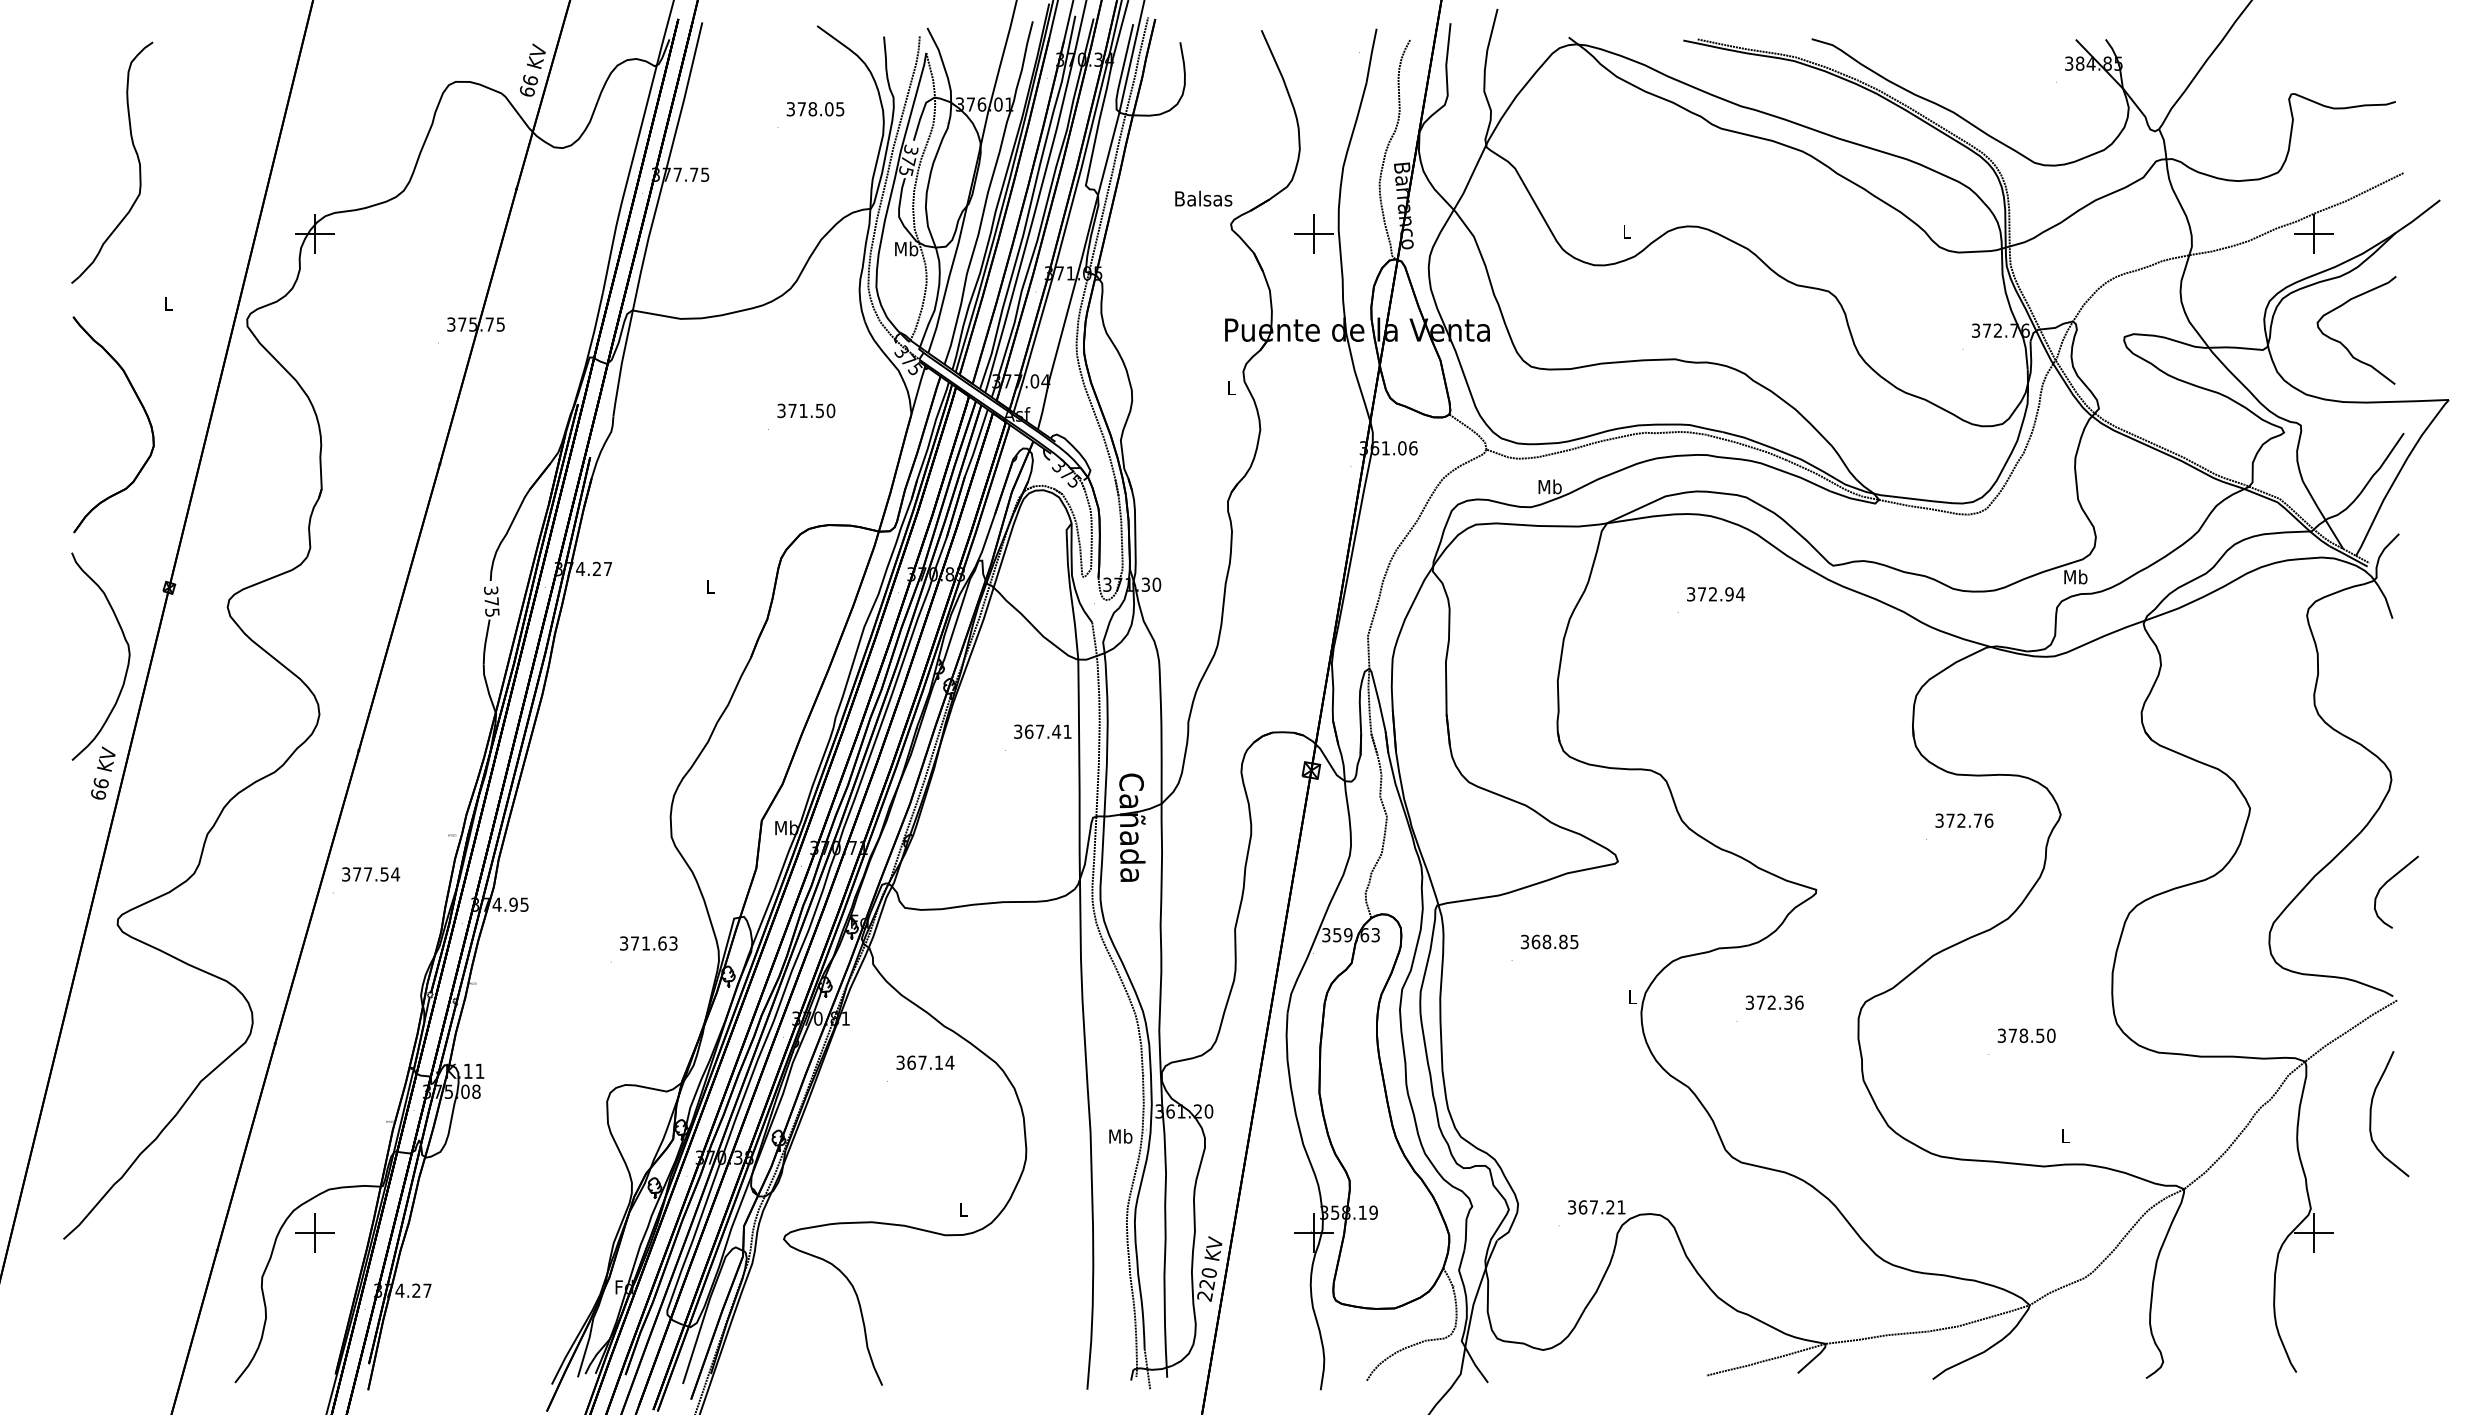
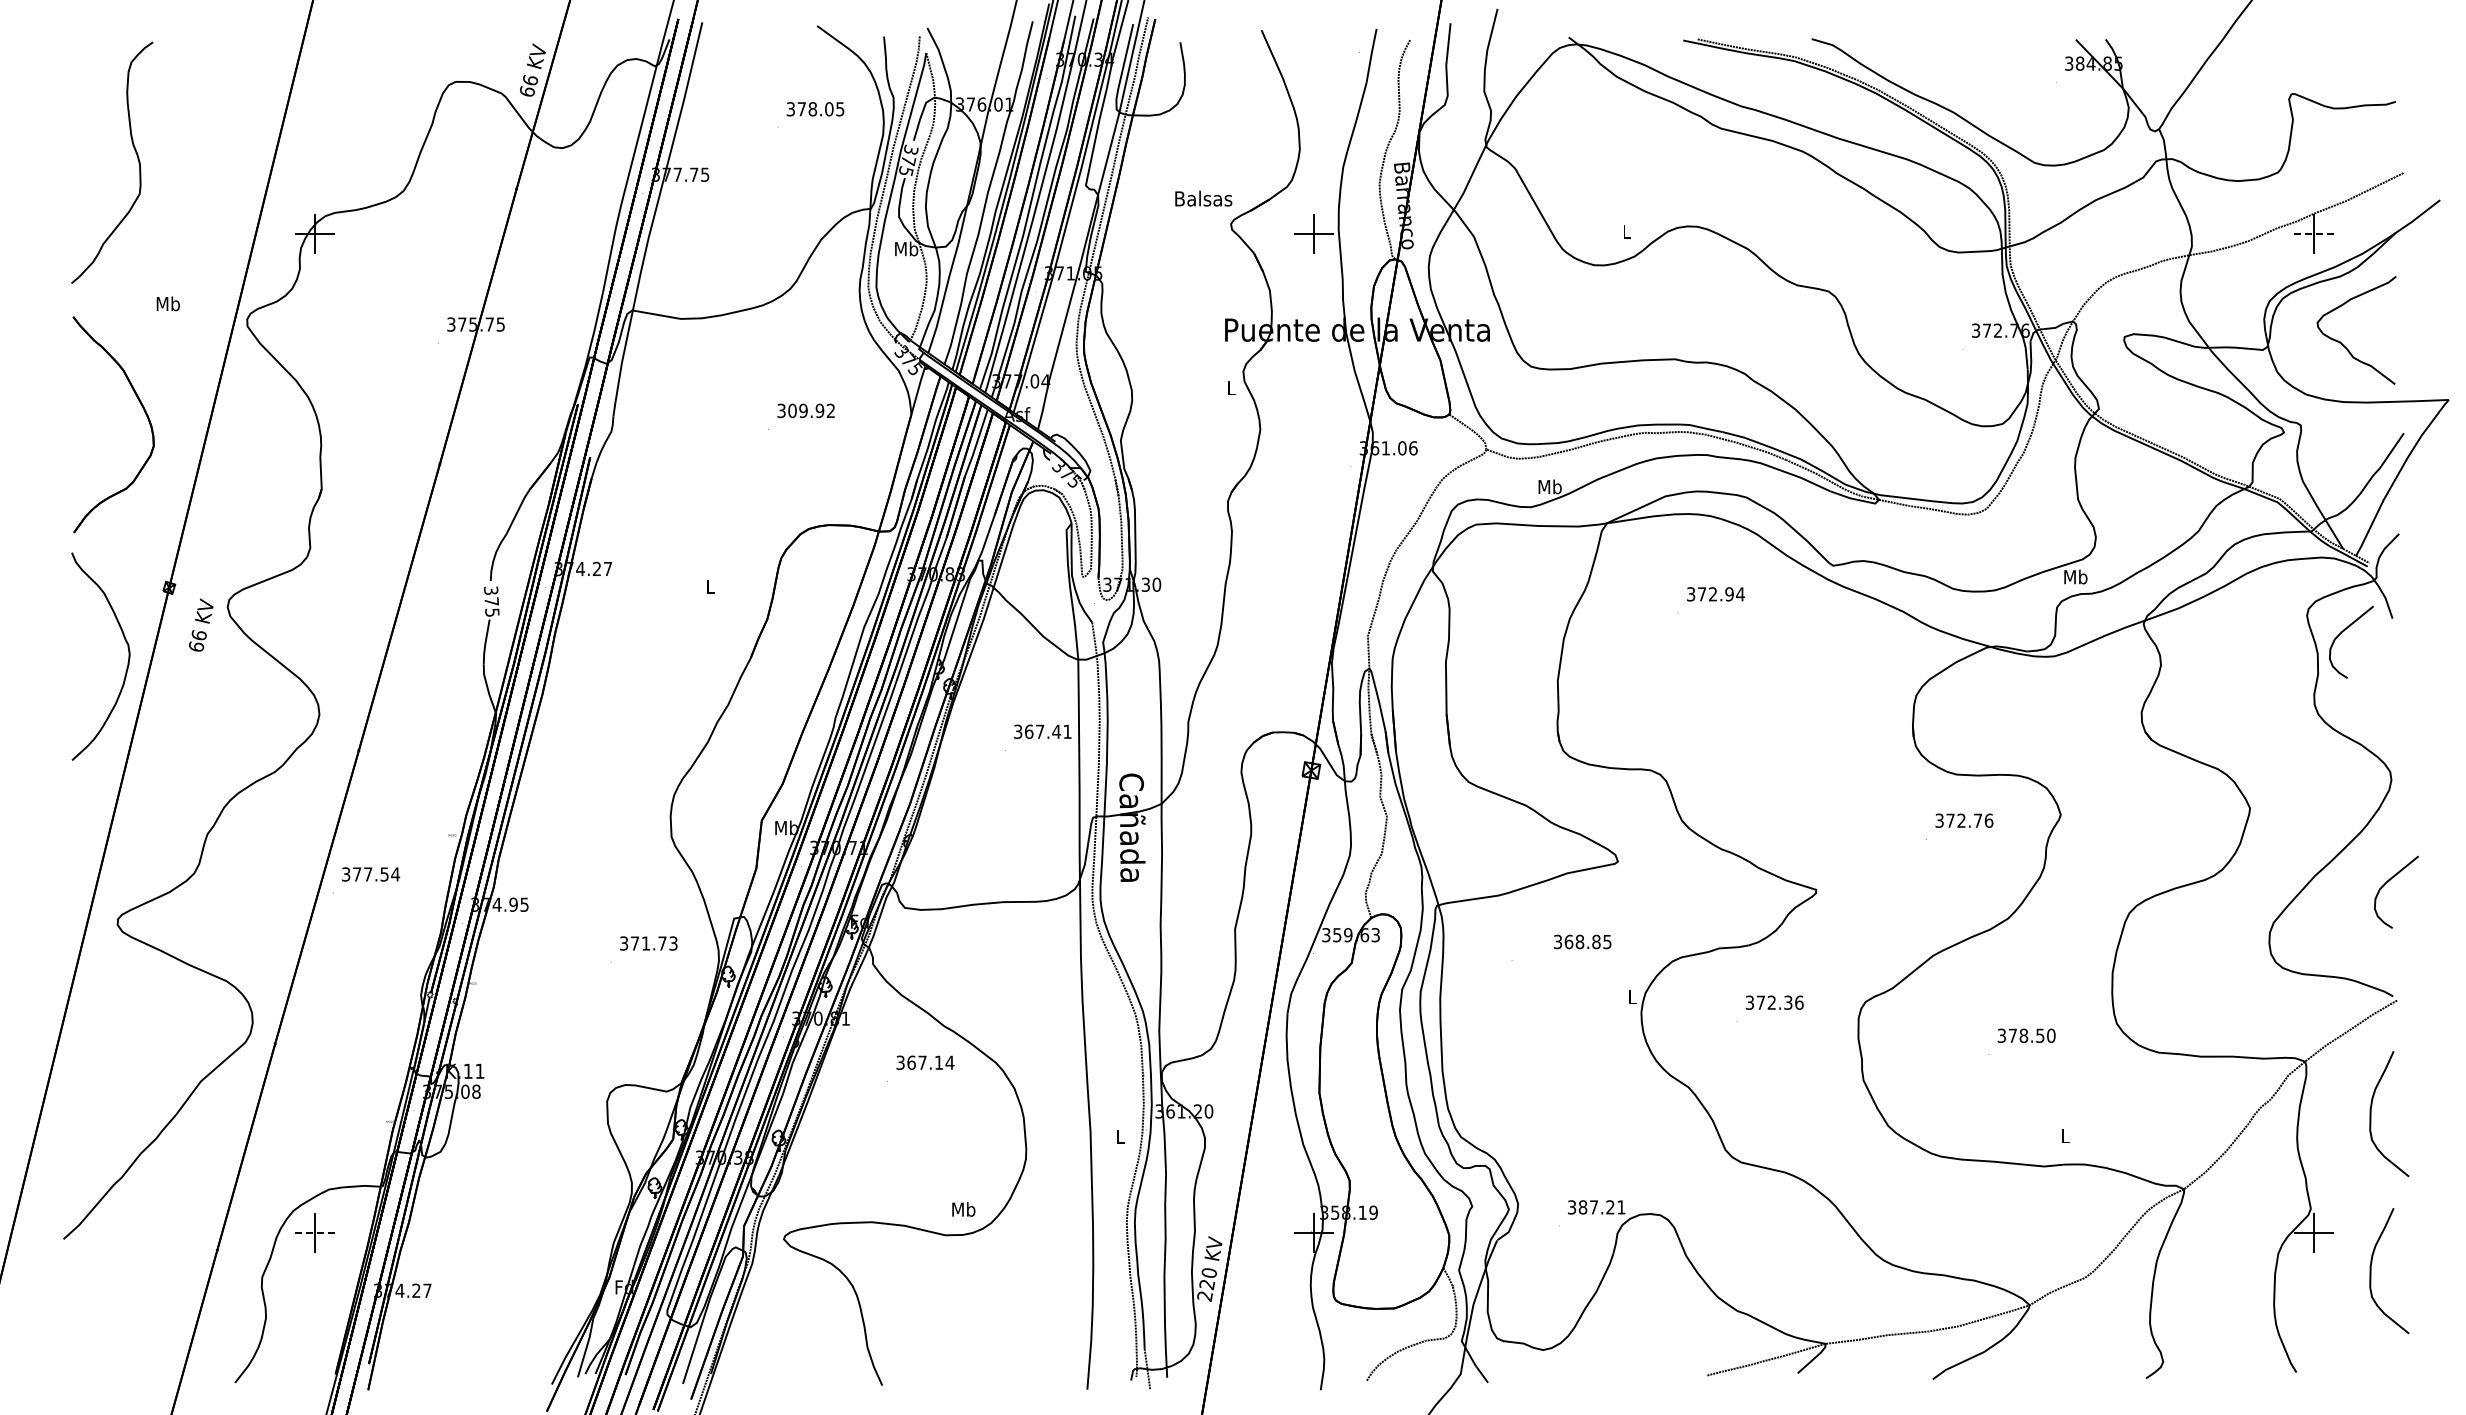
line: solid -> dashed (2313, 233)
text: L -> Mb (167, 303)
text: 371.50 -> 309.92 (811, 410)
curve: none -> present (2344, 631)
text position: (103, 772) -> (201, 624) (201, 624)
text position: (1549, 941) -> (1582, 941) (1582, 941)
text: 371.63 -> 371.73 (662, 943)
text: Mb -> L (1120, 1136)
text: 367.21 -> 387.21 (1582, 1207)
text: L -> Mb (963, 1209)
line: solid -> dashed (314, 1233)
curve: none -> present (2371, 1271)
